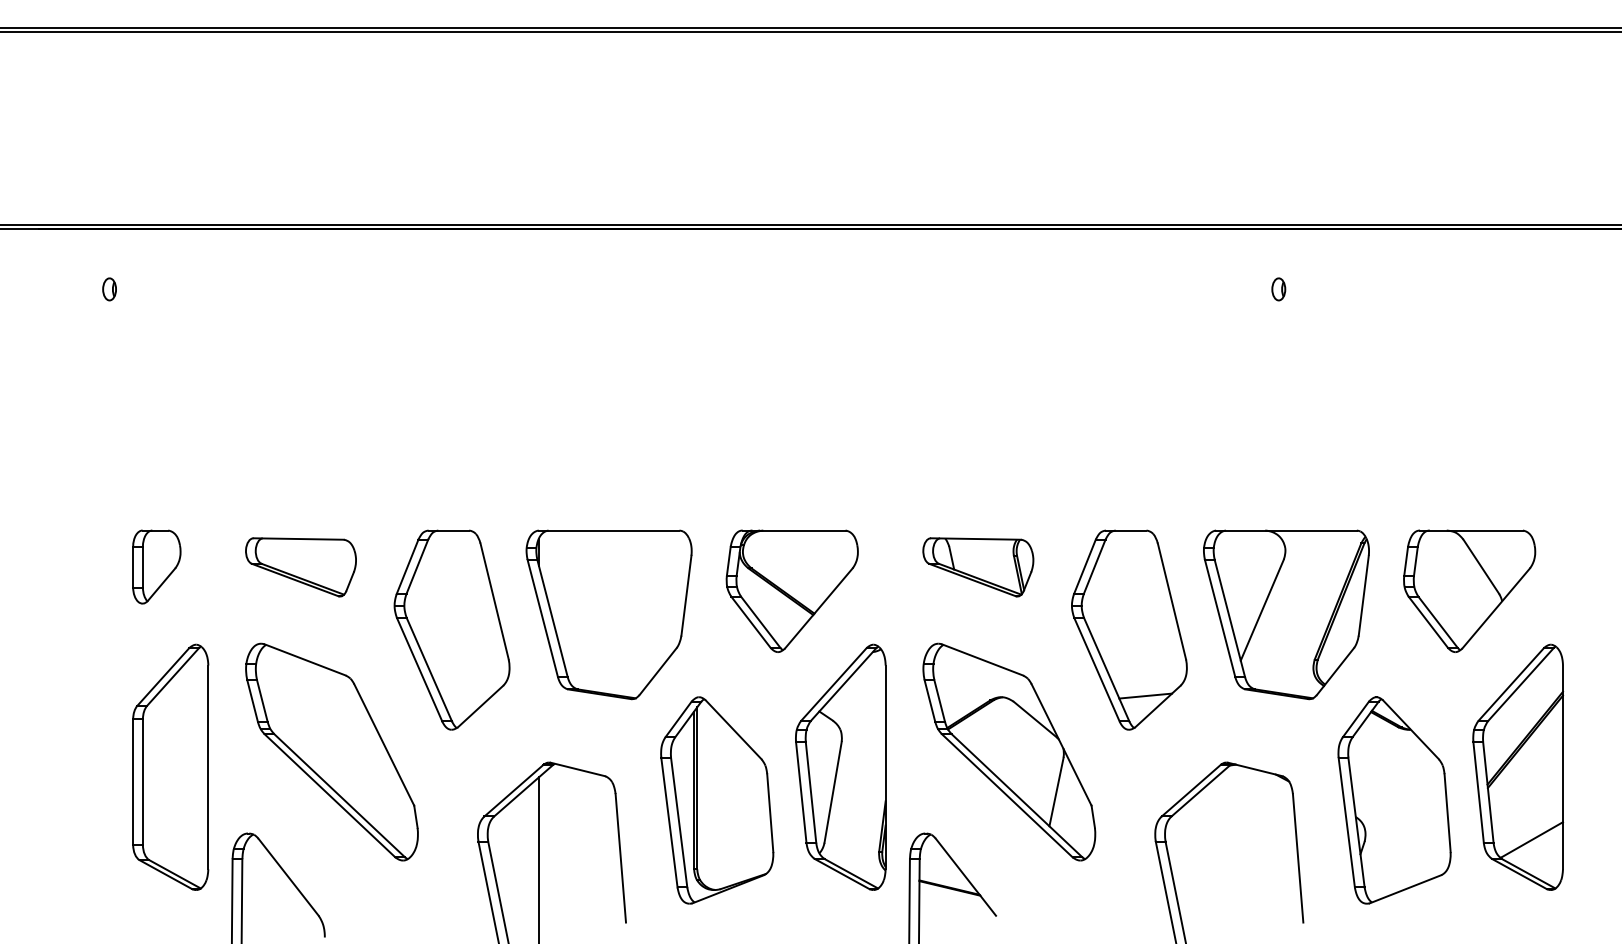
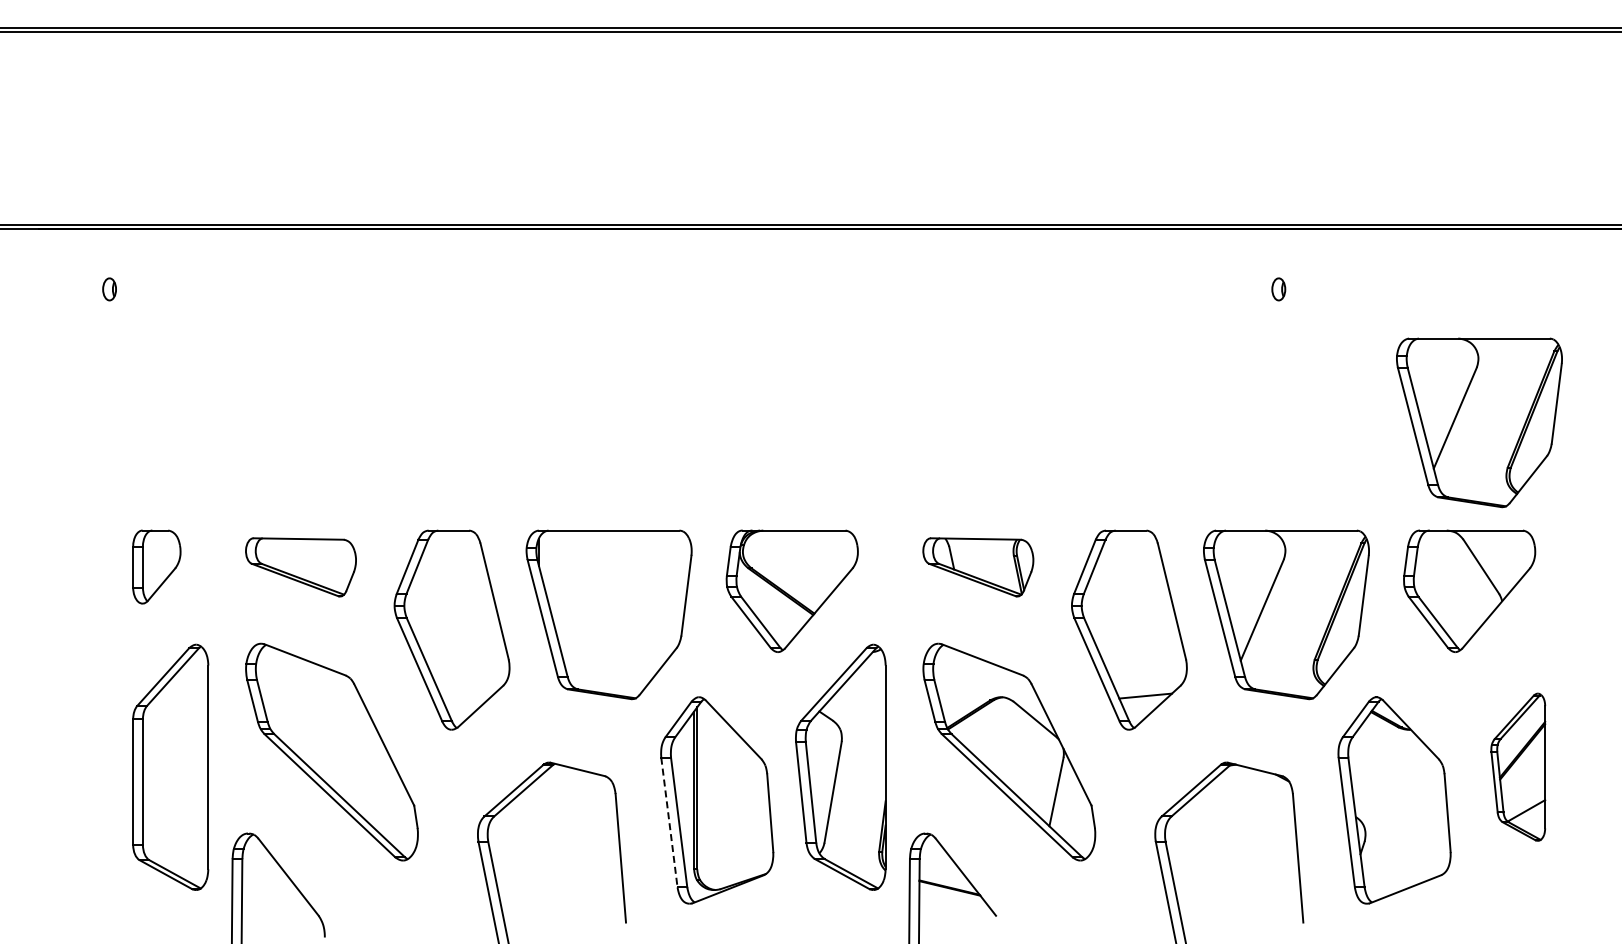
part: none -> present (1479, 422)
part size: 93x248 px -> 57x150 px (1518, 766)
line: solid -> dashed (669, 823)
line: present -> none (538, 858)
